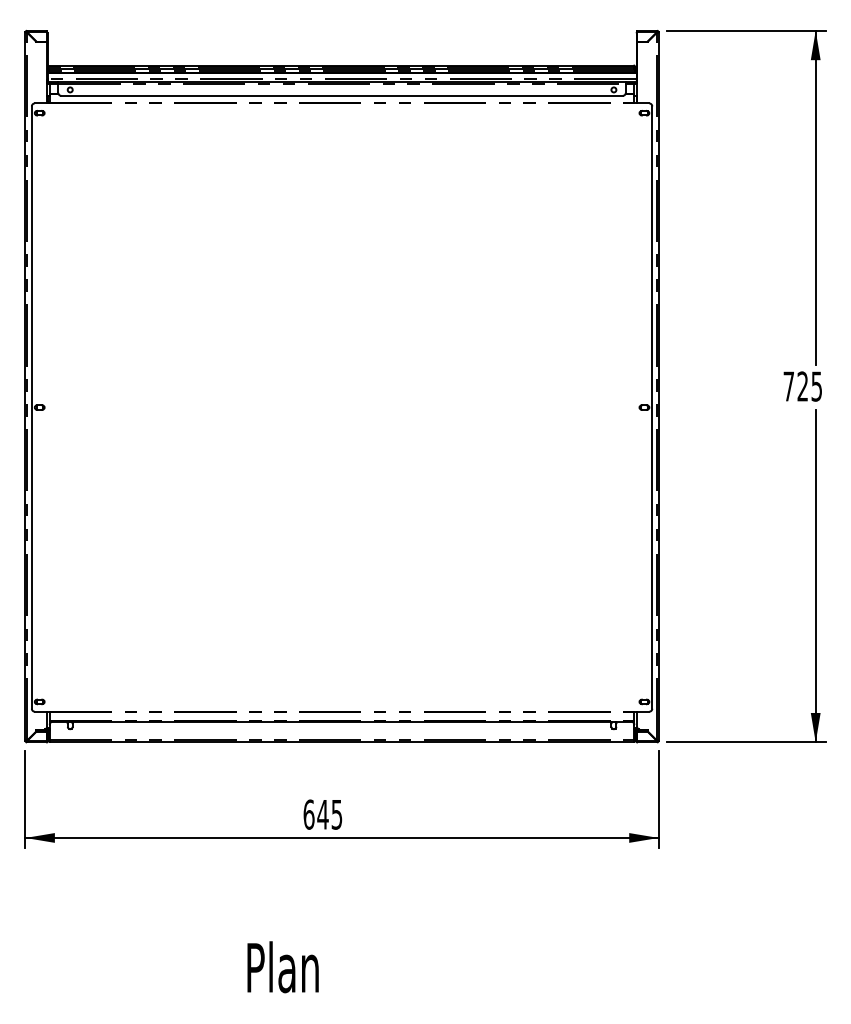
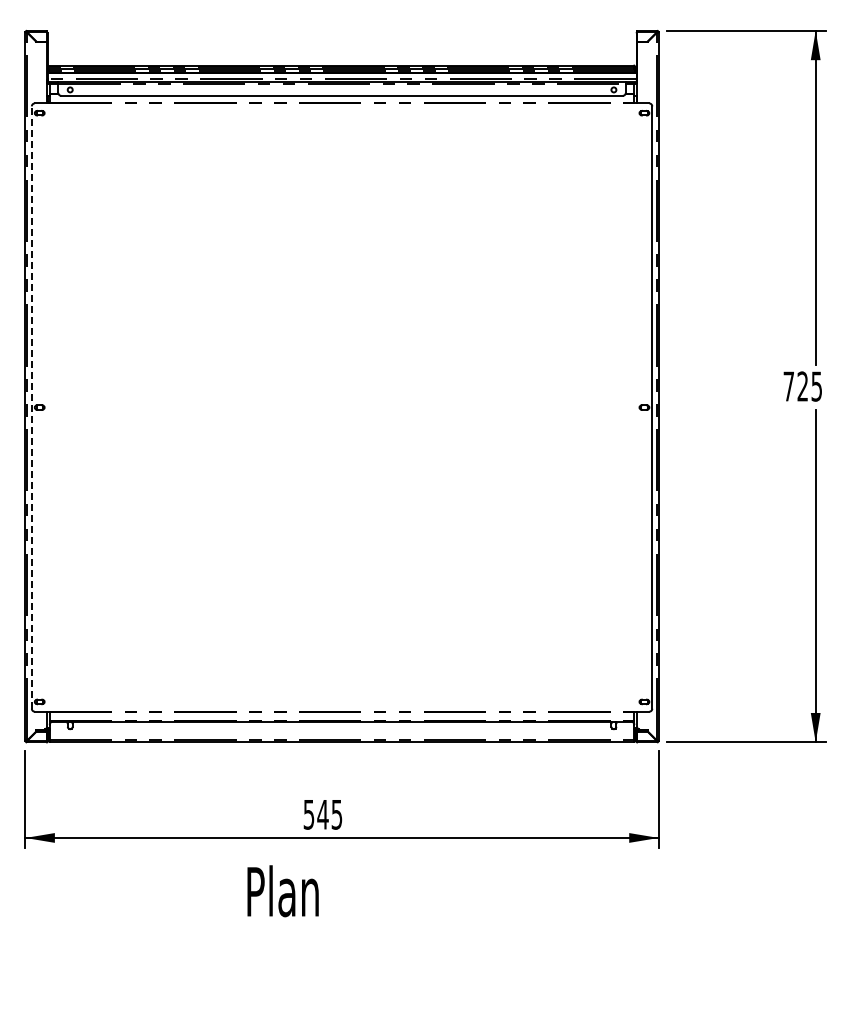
line: solid -> dashed (31, 407)
text: 645 -> 545 (308, 814)
text position: (282, 967) -> (282, 891) (282, 891)
